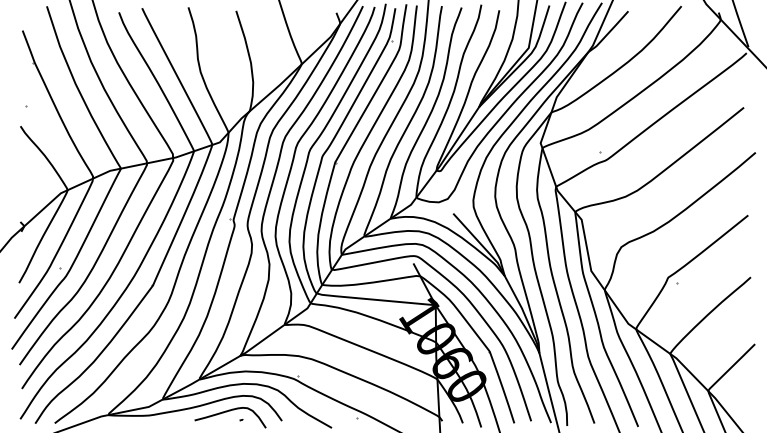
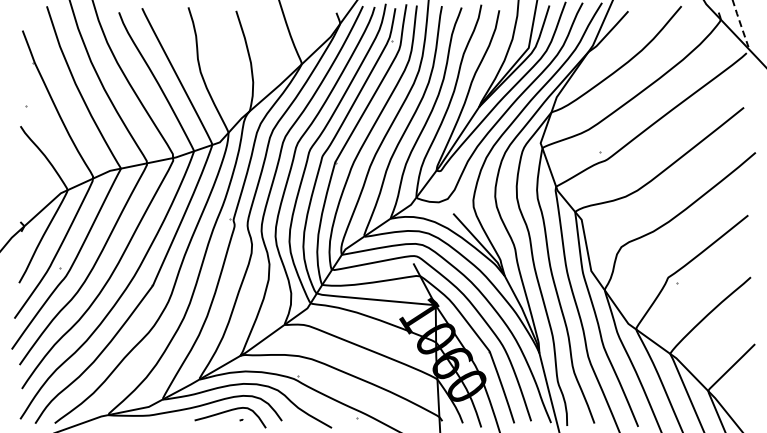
line: solid -> dashed (740, 24)
